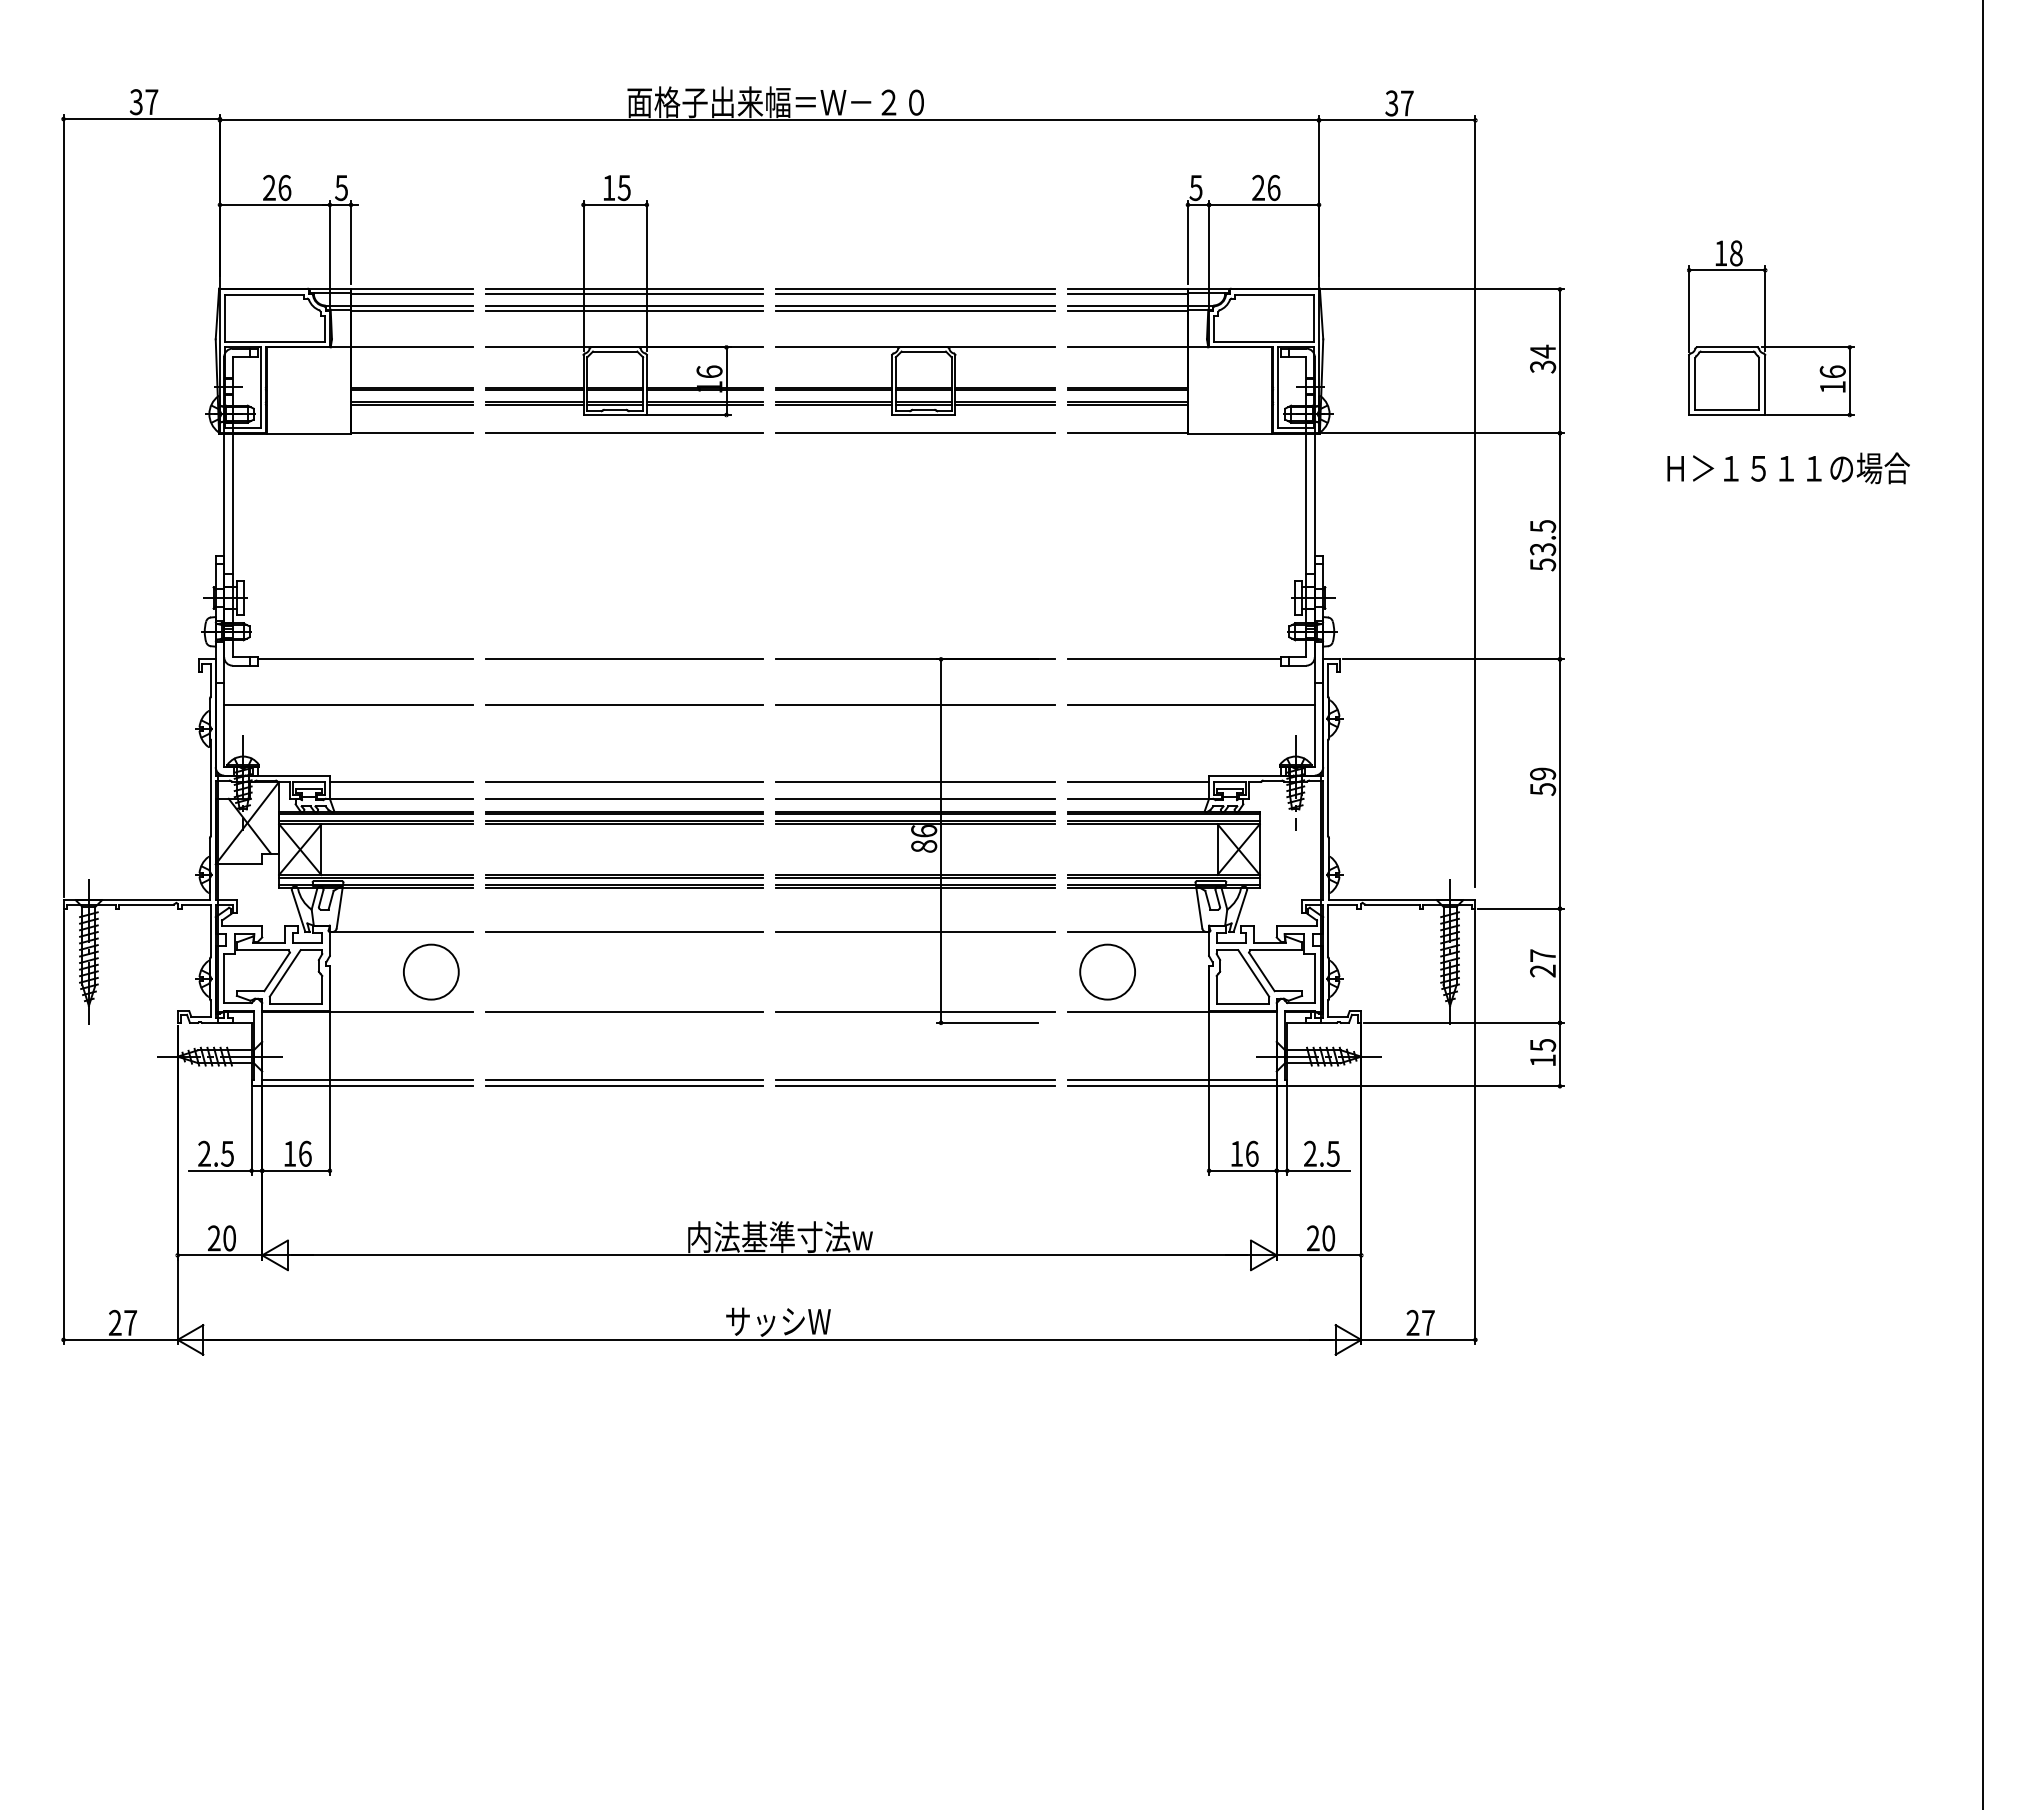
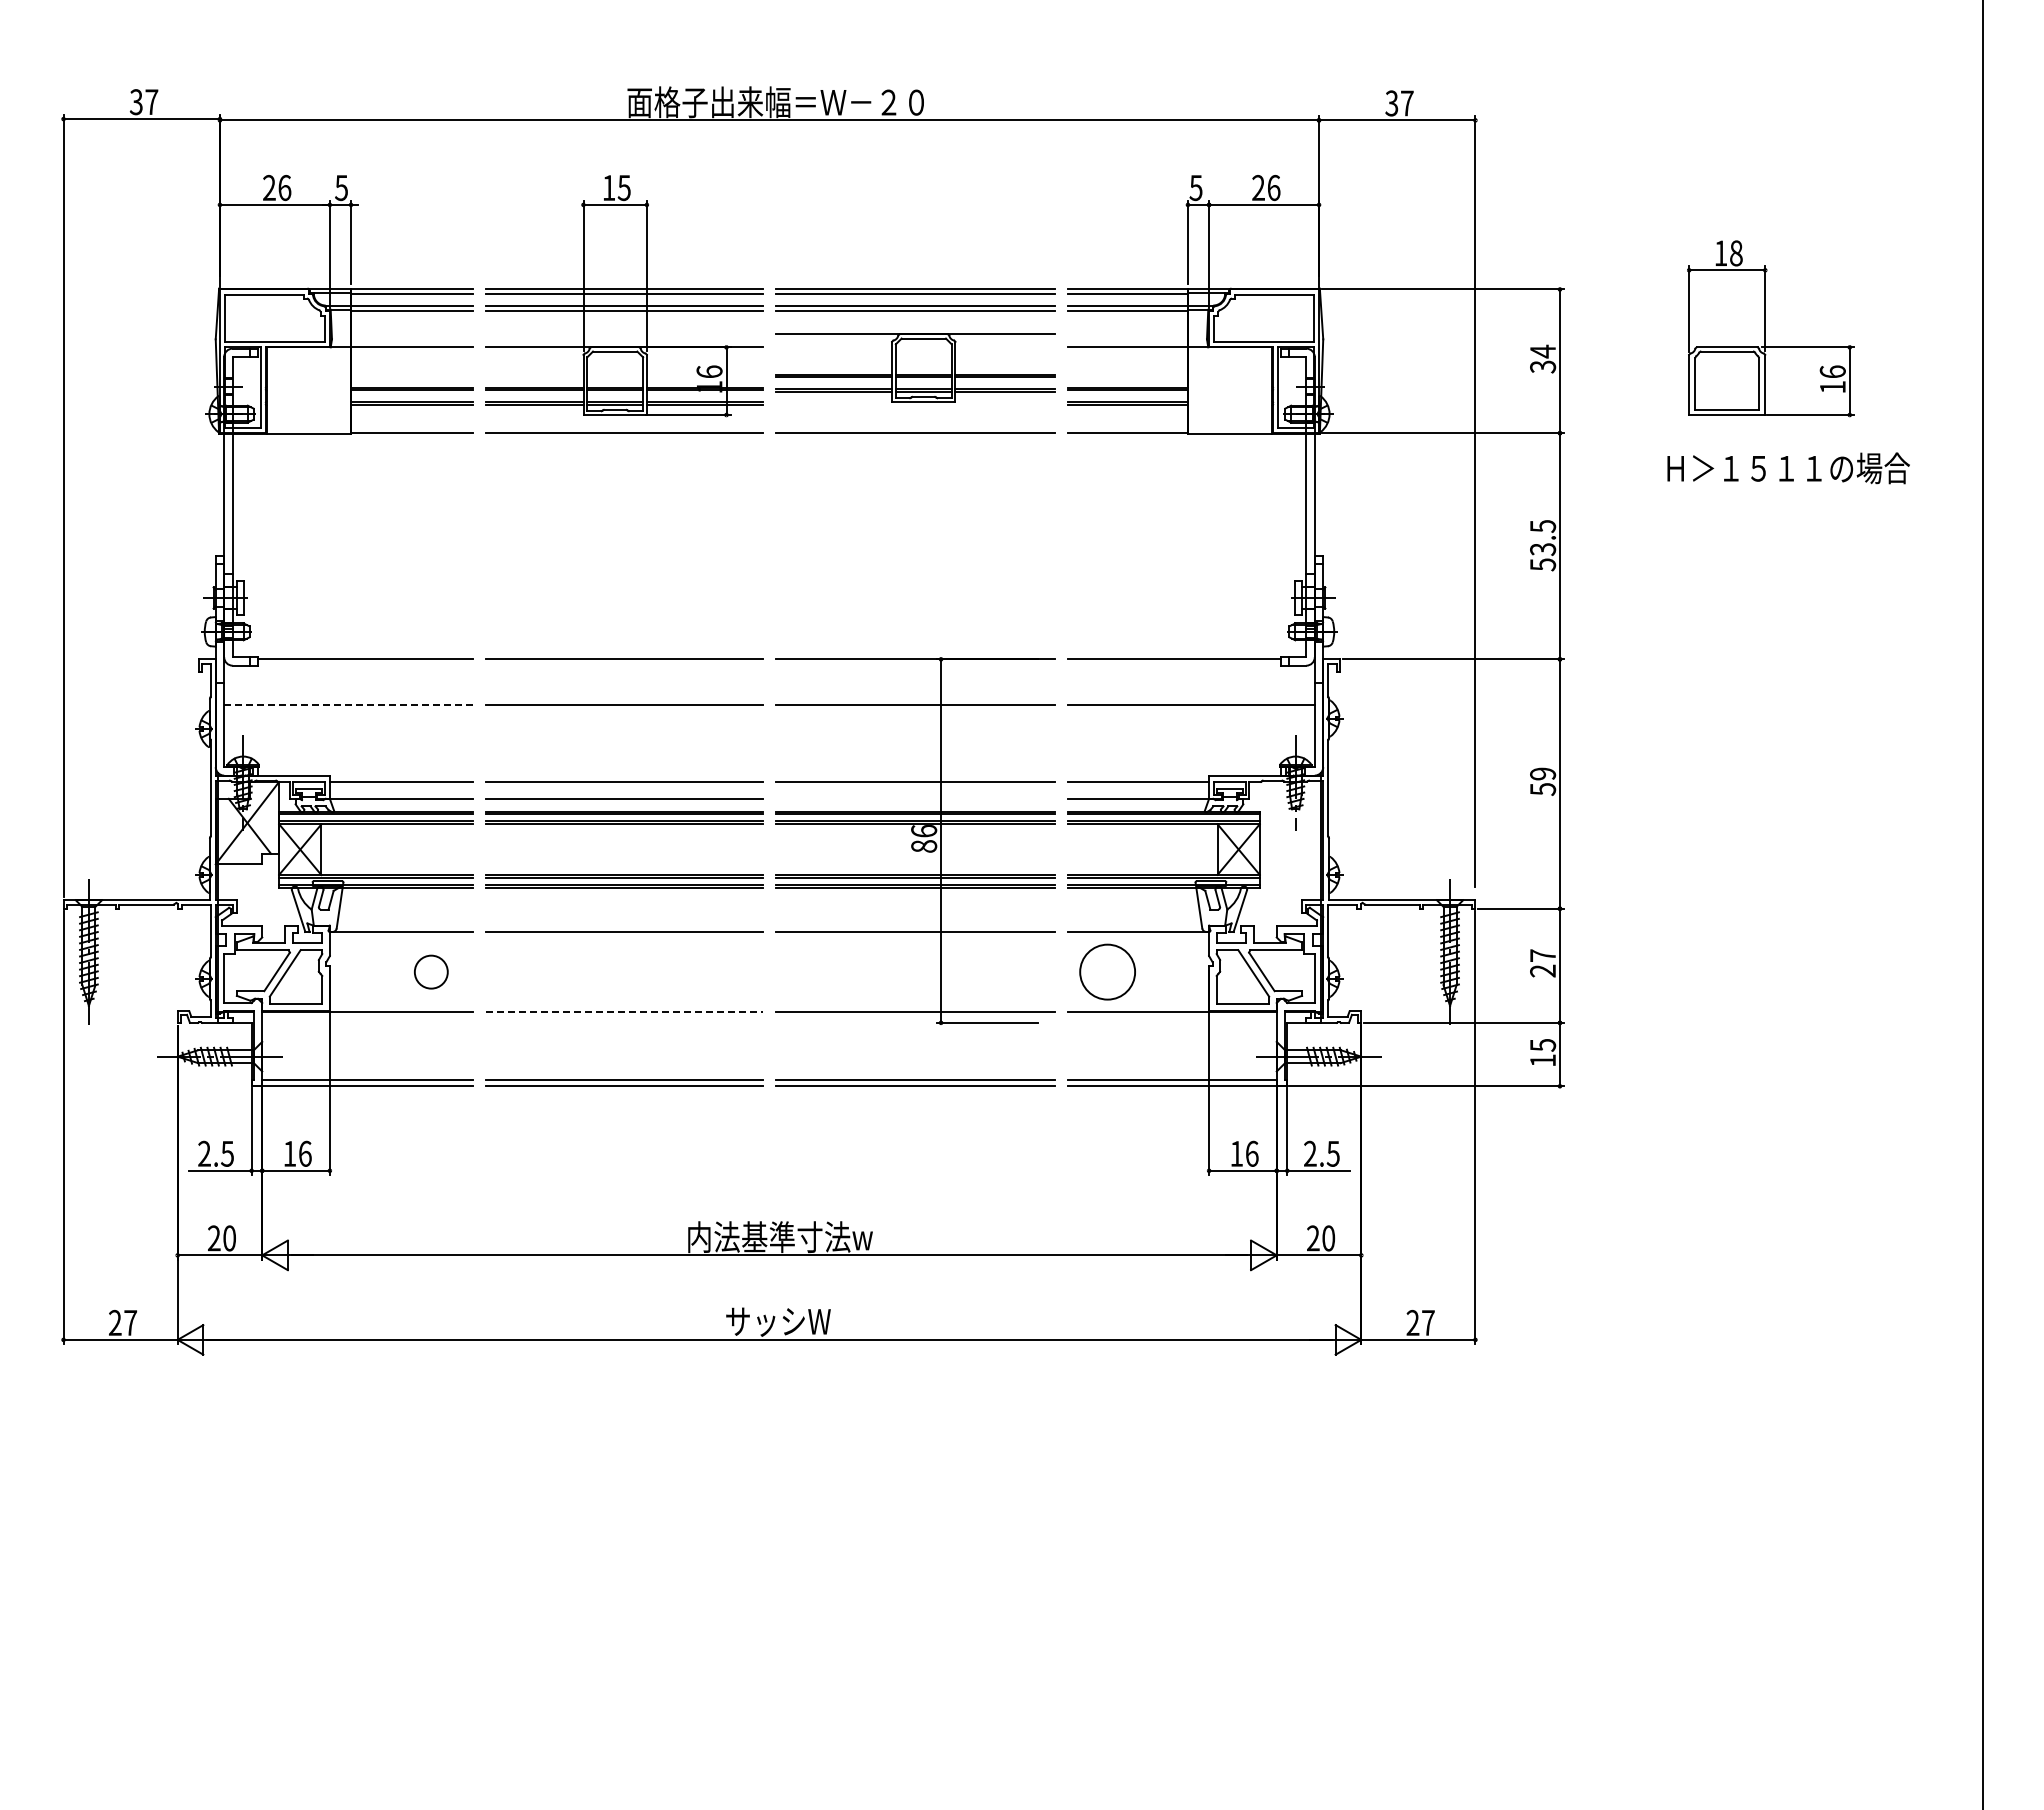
part position: (915, 380) -> (915, 367) (915, 367)
line: solid -> dashed (348, 704)
line: present -> none (915, 798)
circle diameter: 55 px -> 33 px (430, 971)
line: solid -> dashed (624, 1012)
